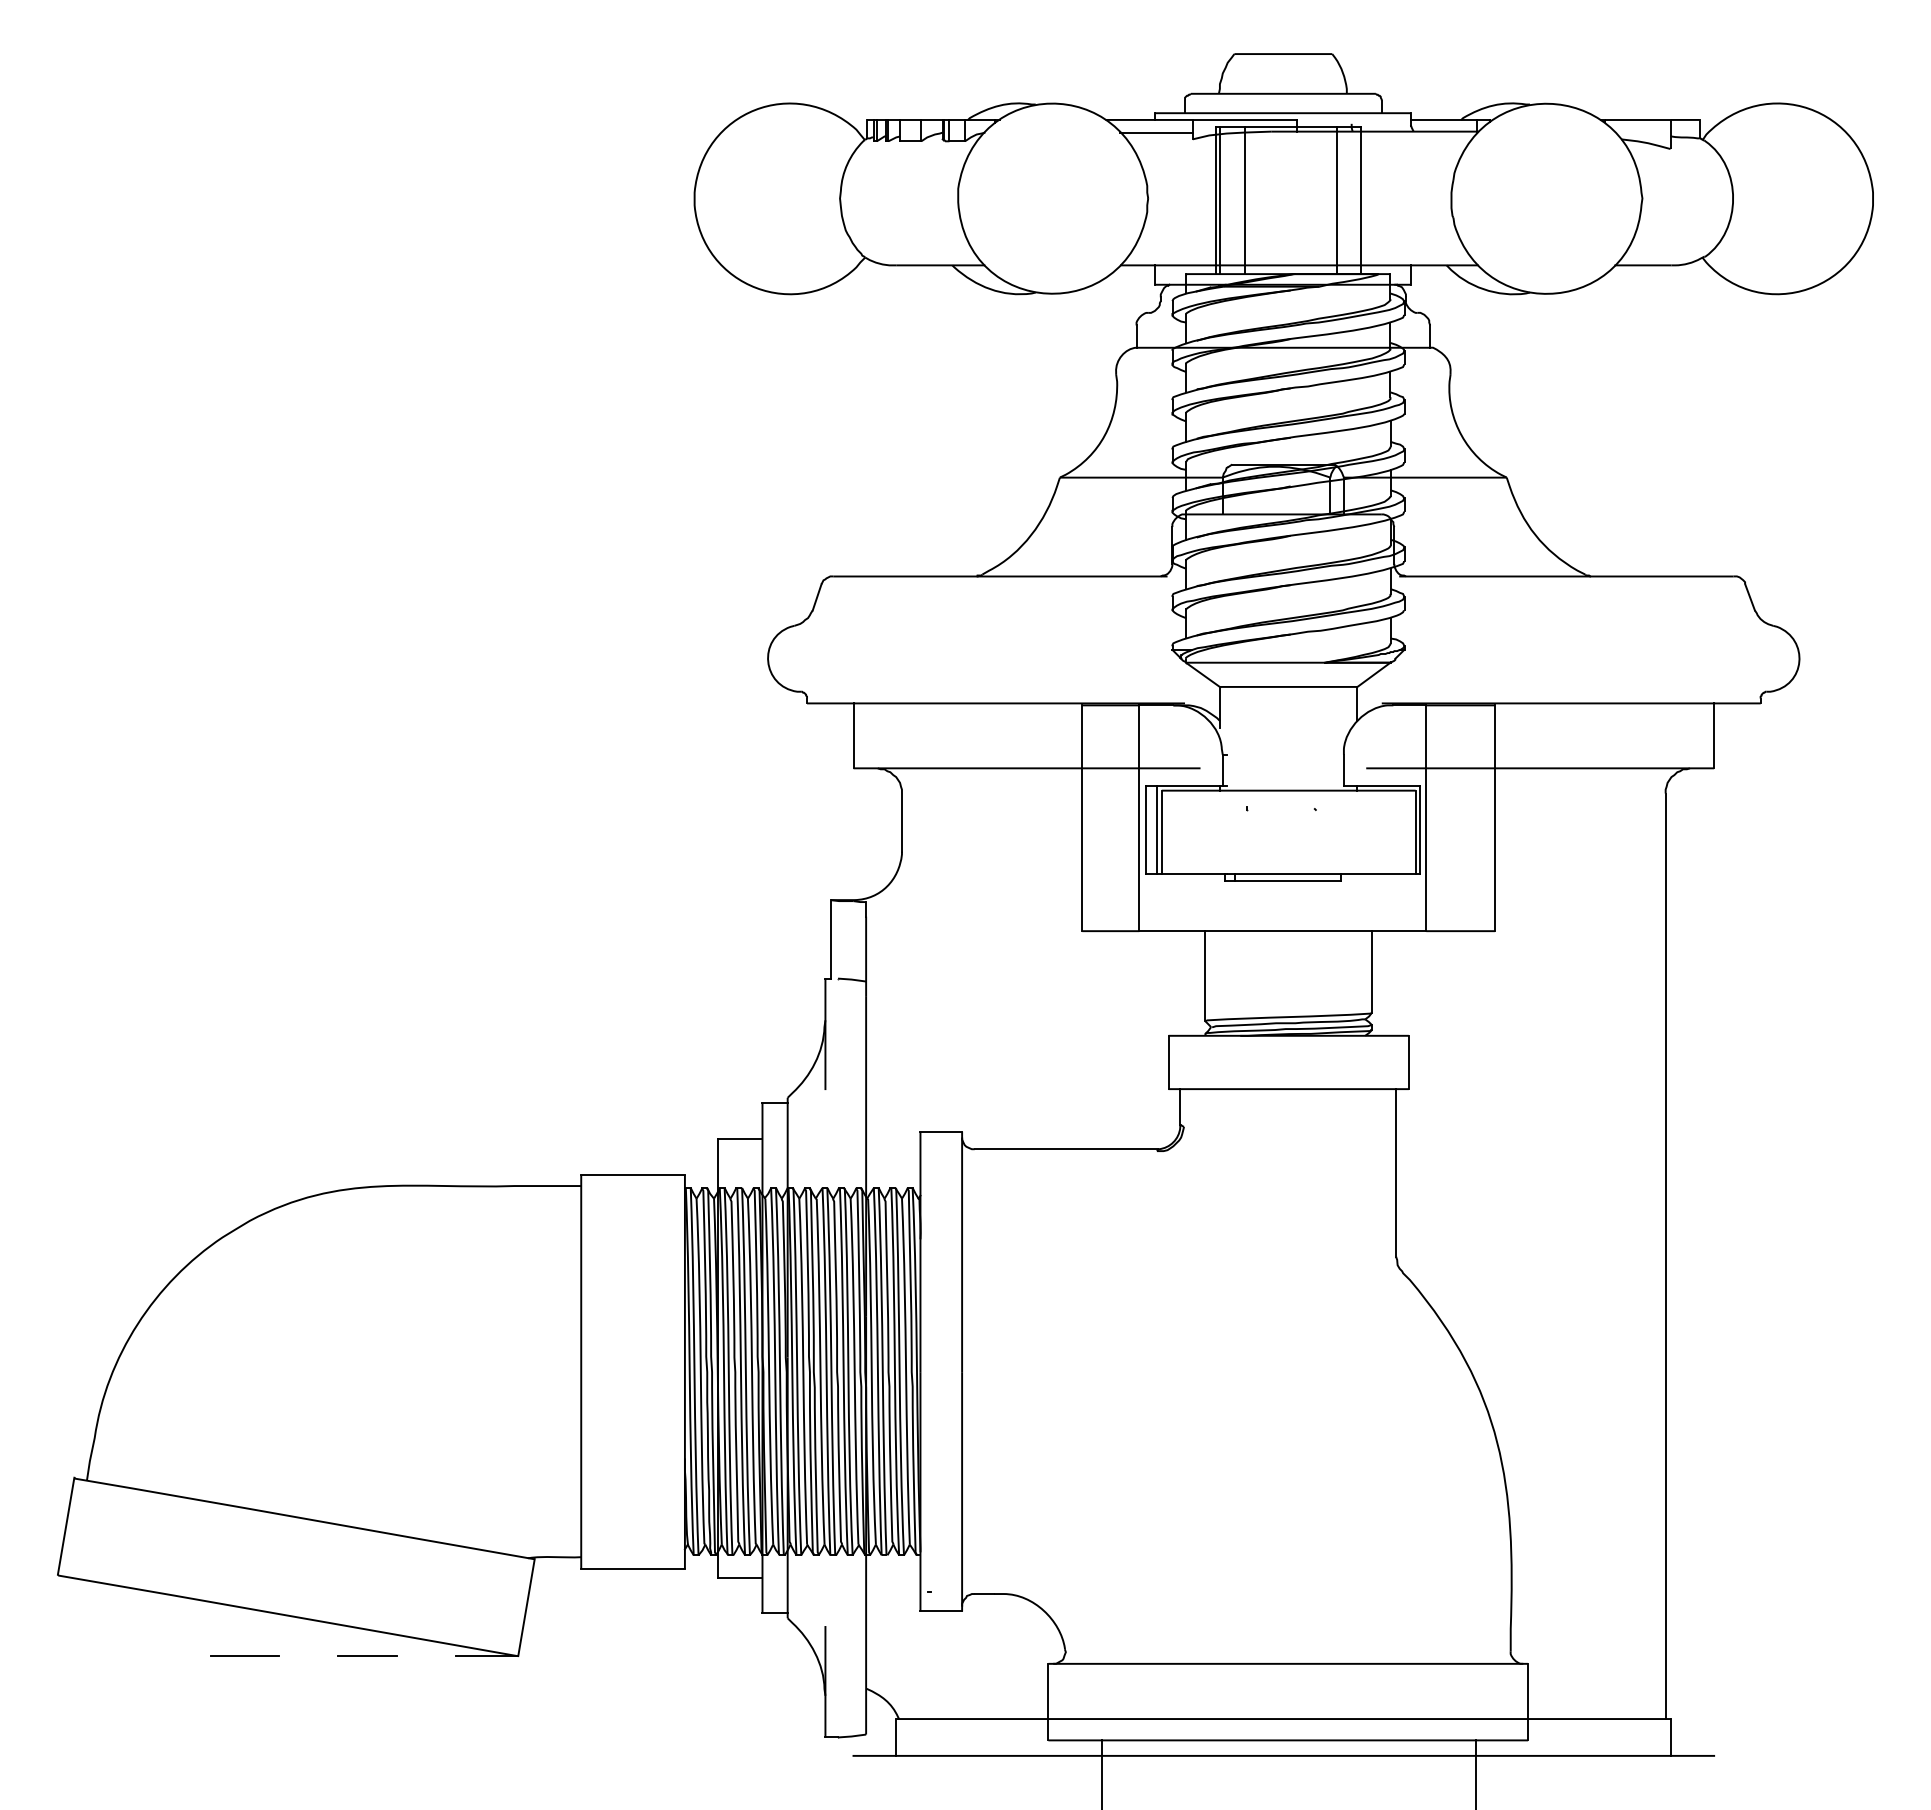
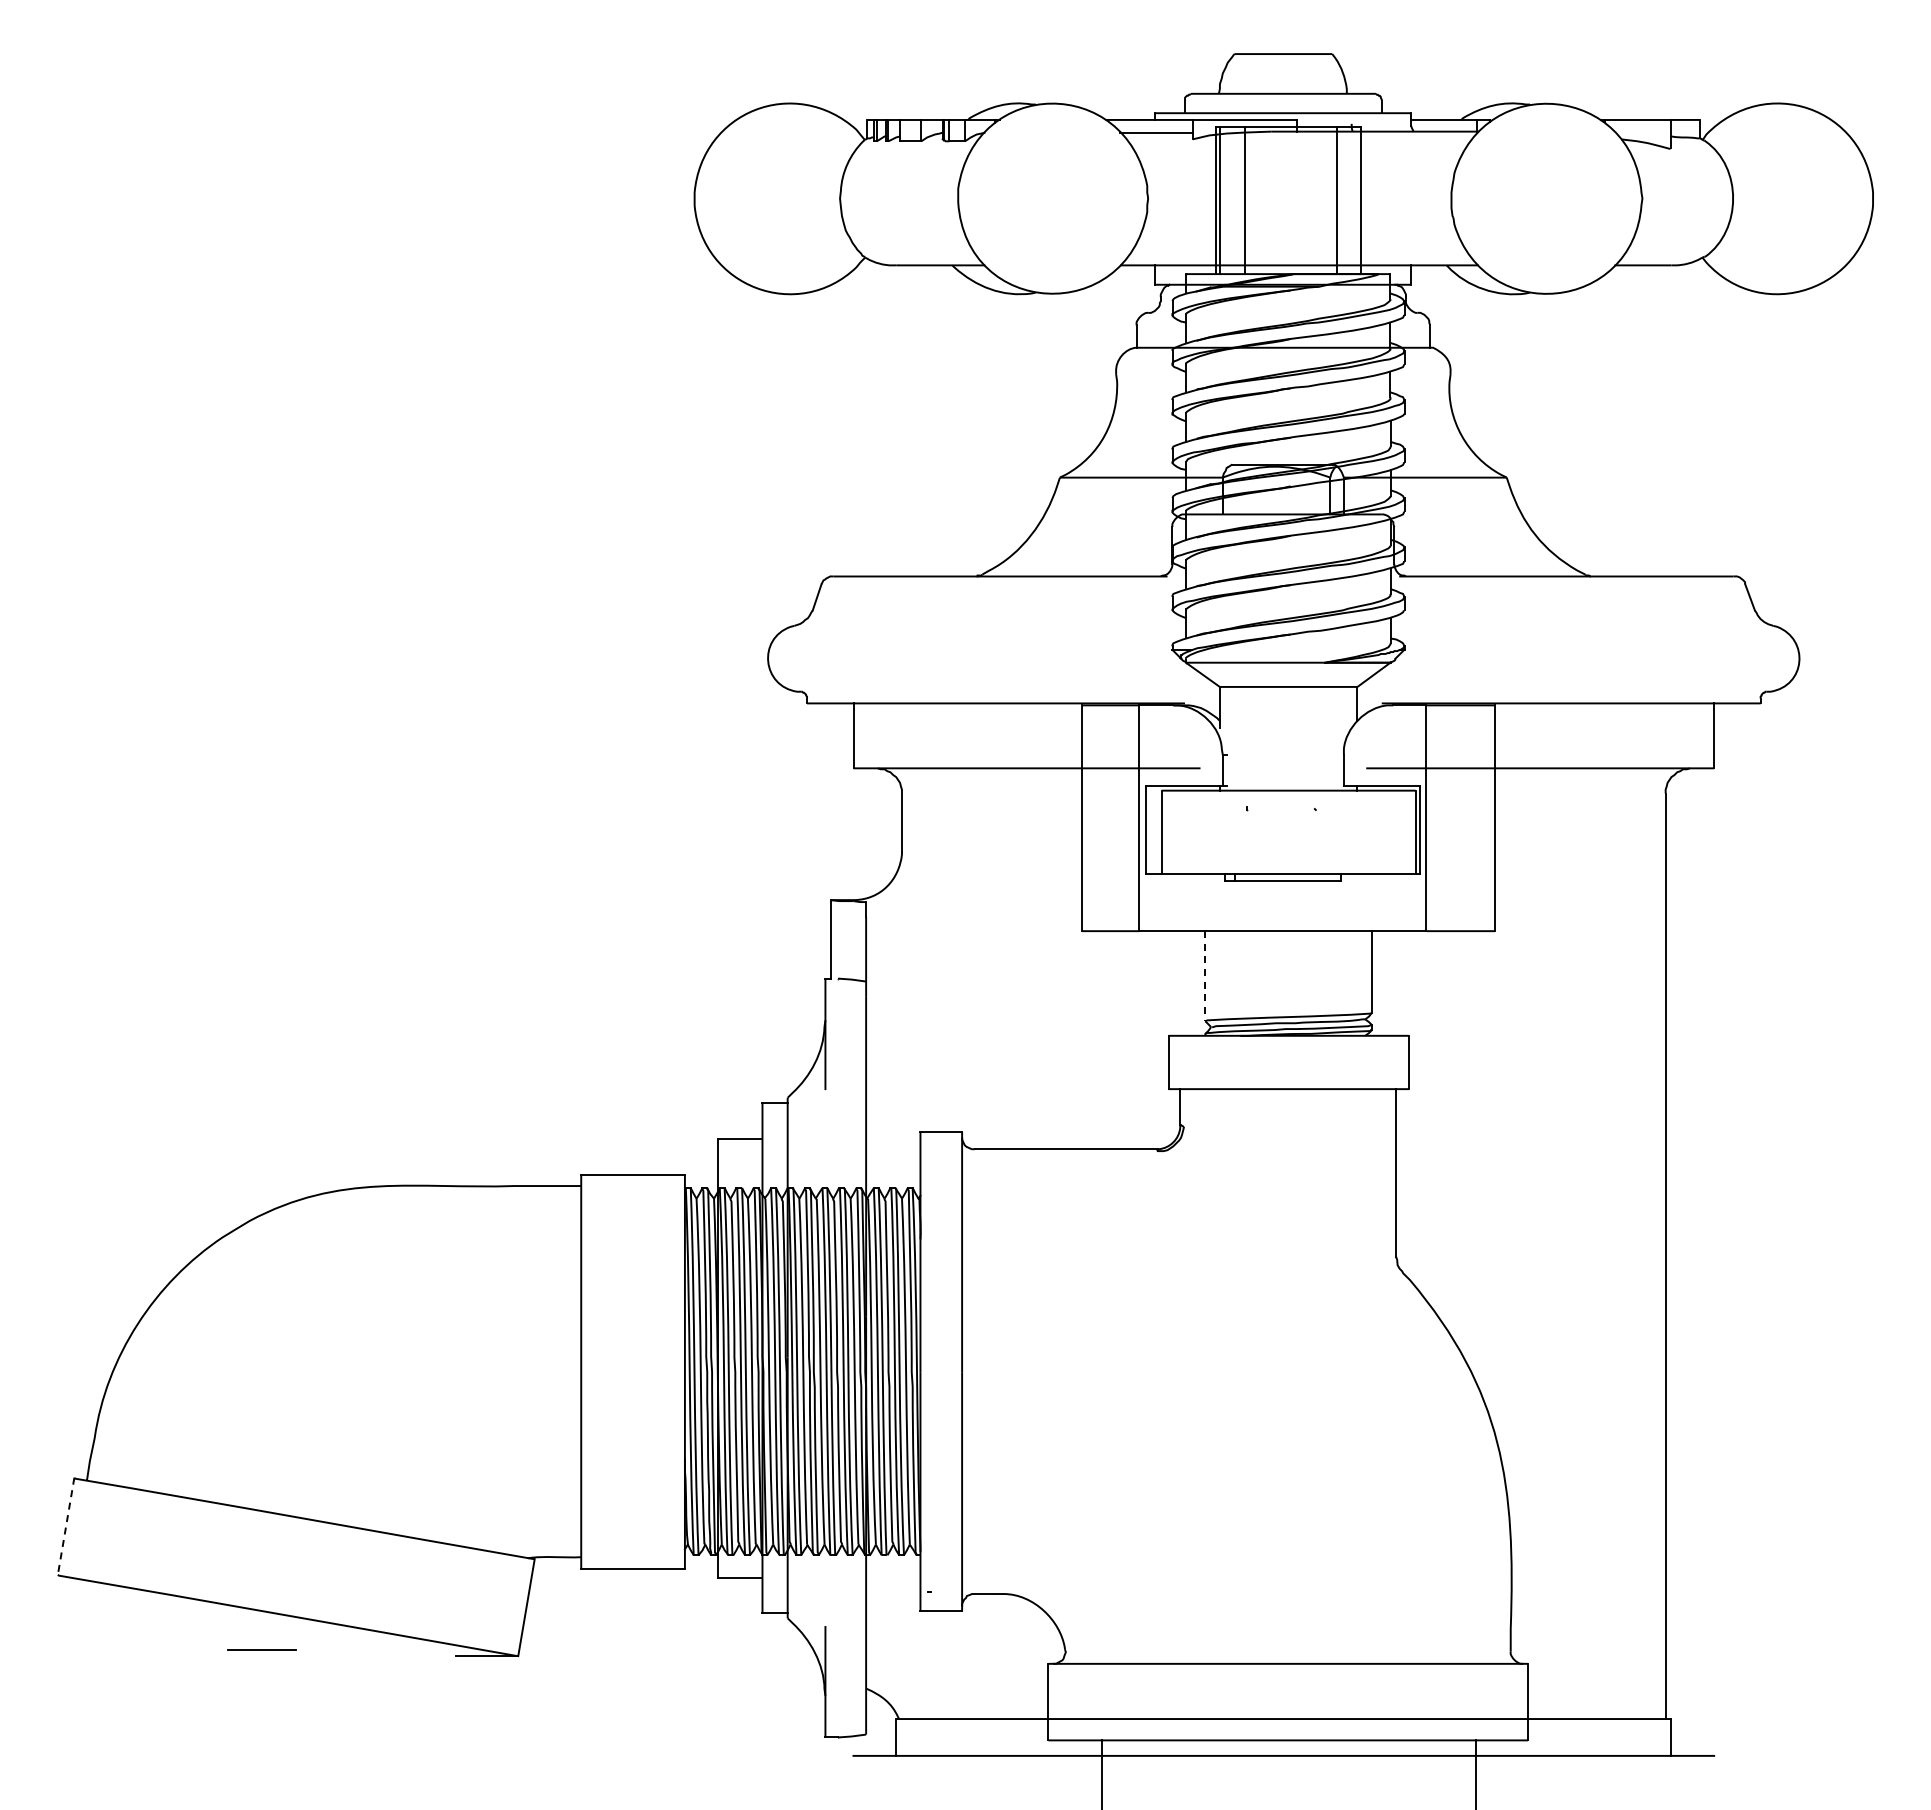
line: present -> none (1156, 829)
line: solid -> dashed (1205, 976)
line: solid -> dashed (66, 1526)
line position: (244, 1655) -> (261, 1649) (261, 1649)
line: present -> none (367, 1655)
